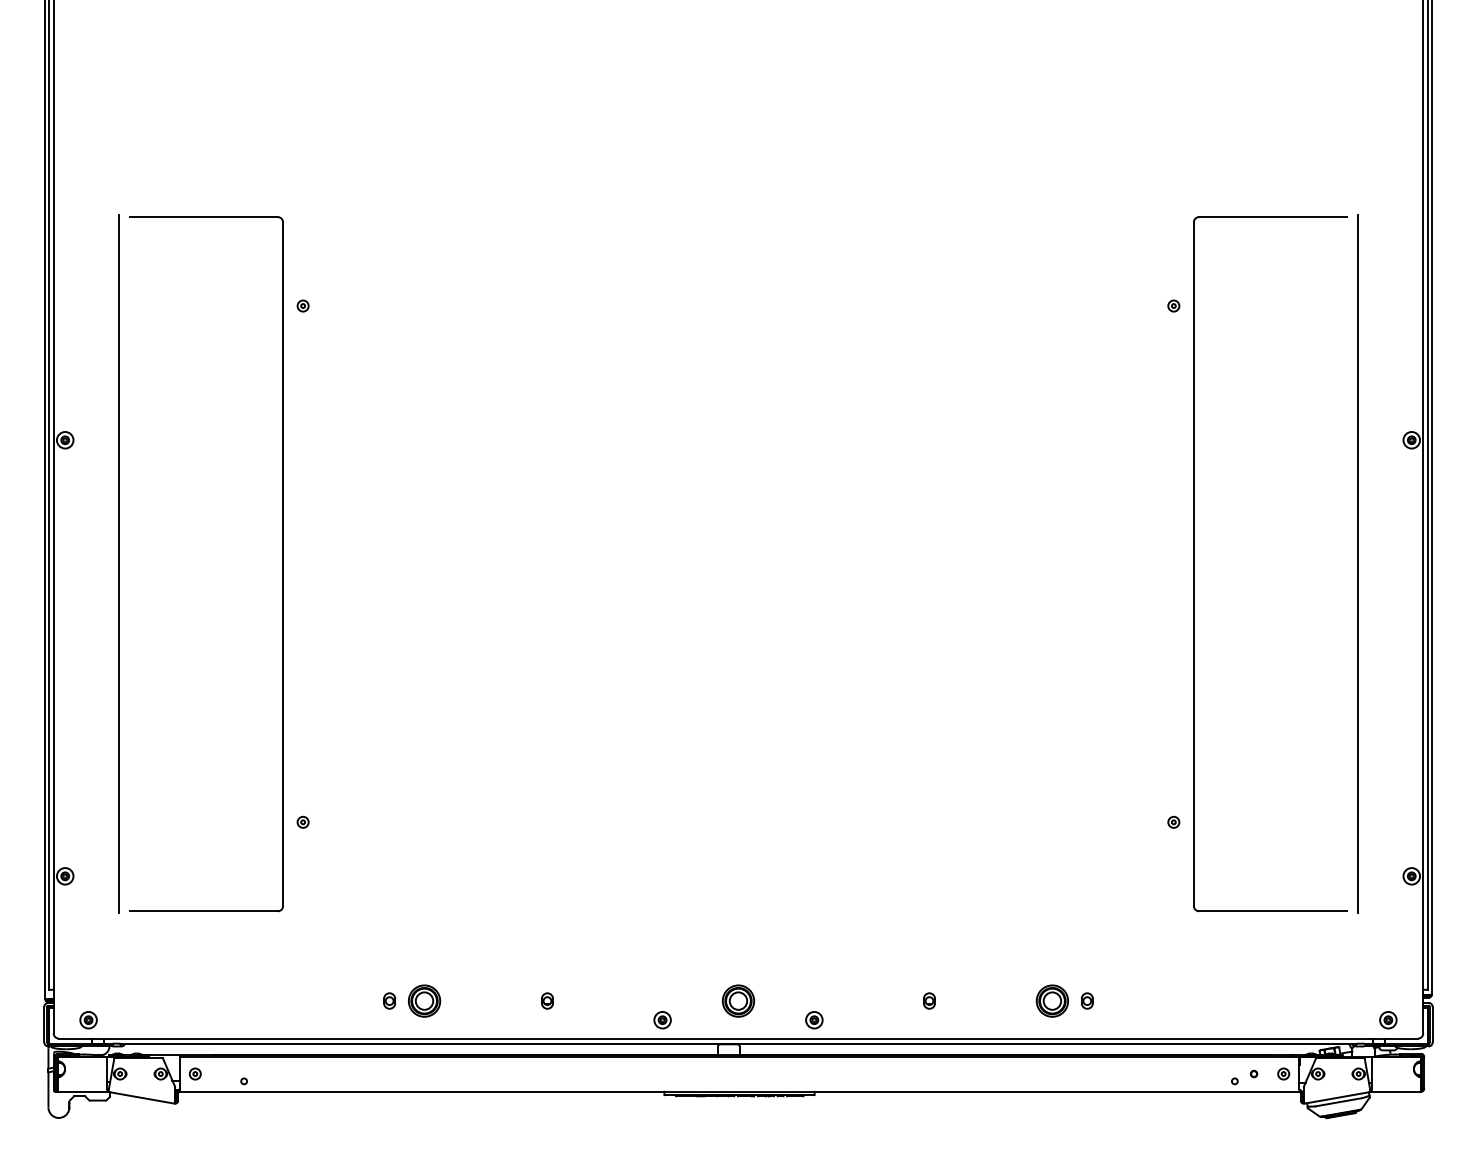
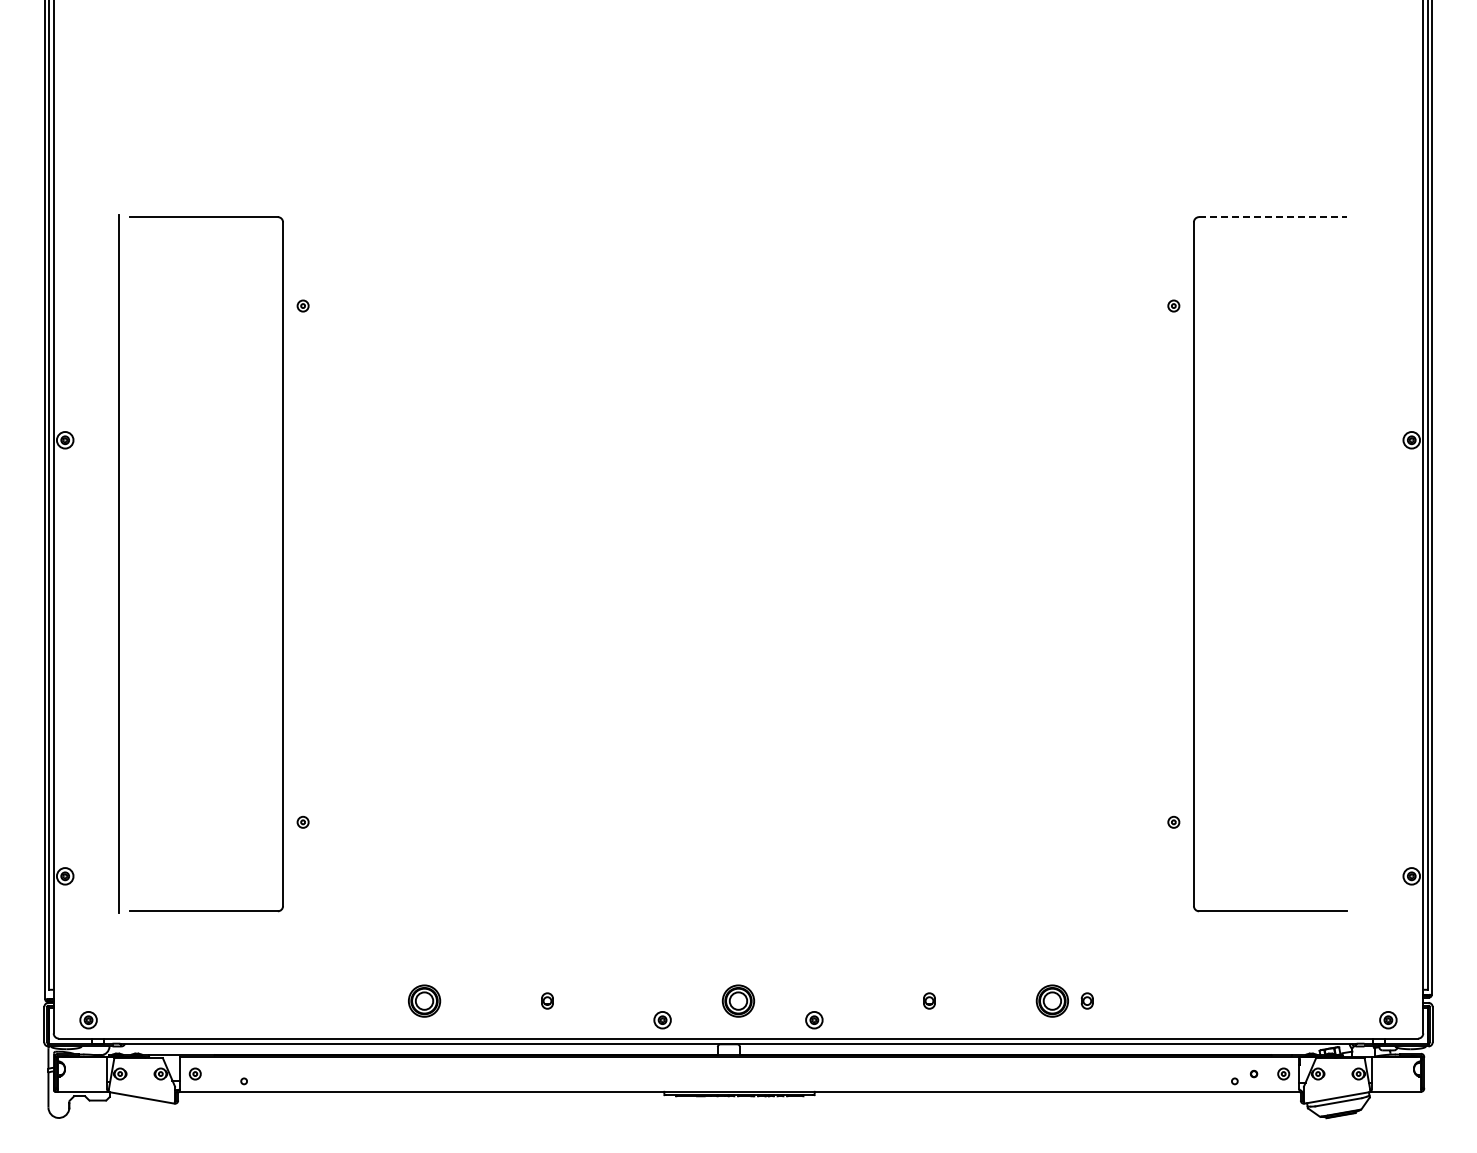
line: solid -> dashed (1273, 217)
line: present -> none (1357, 564)
part: present -> none (389, 1000)
